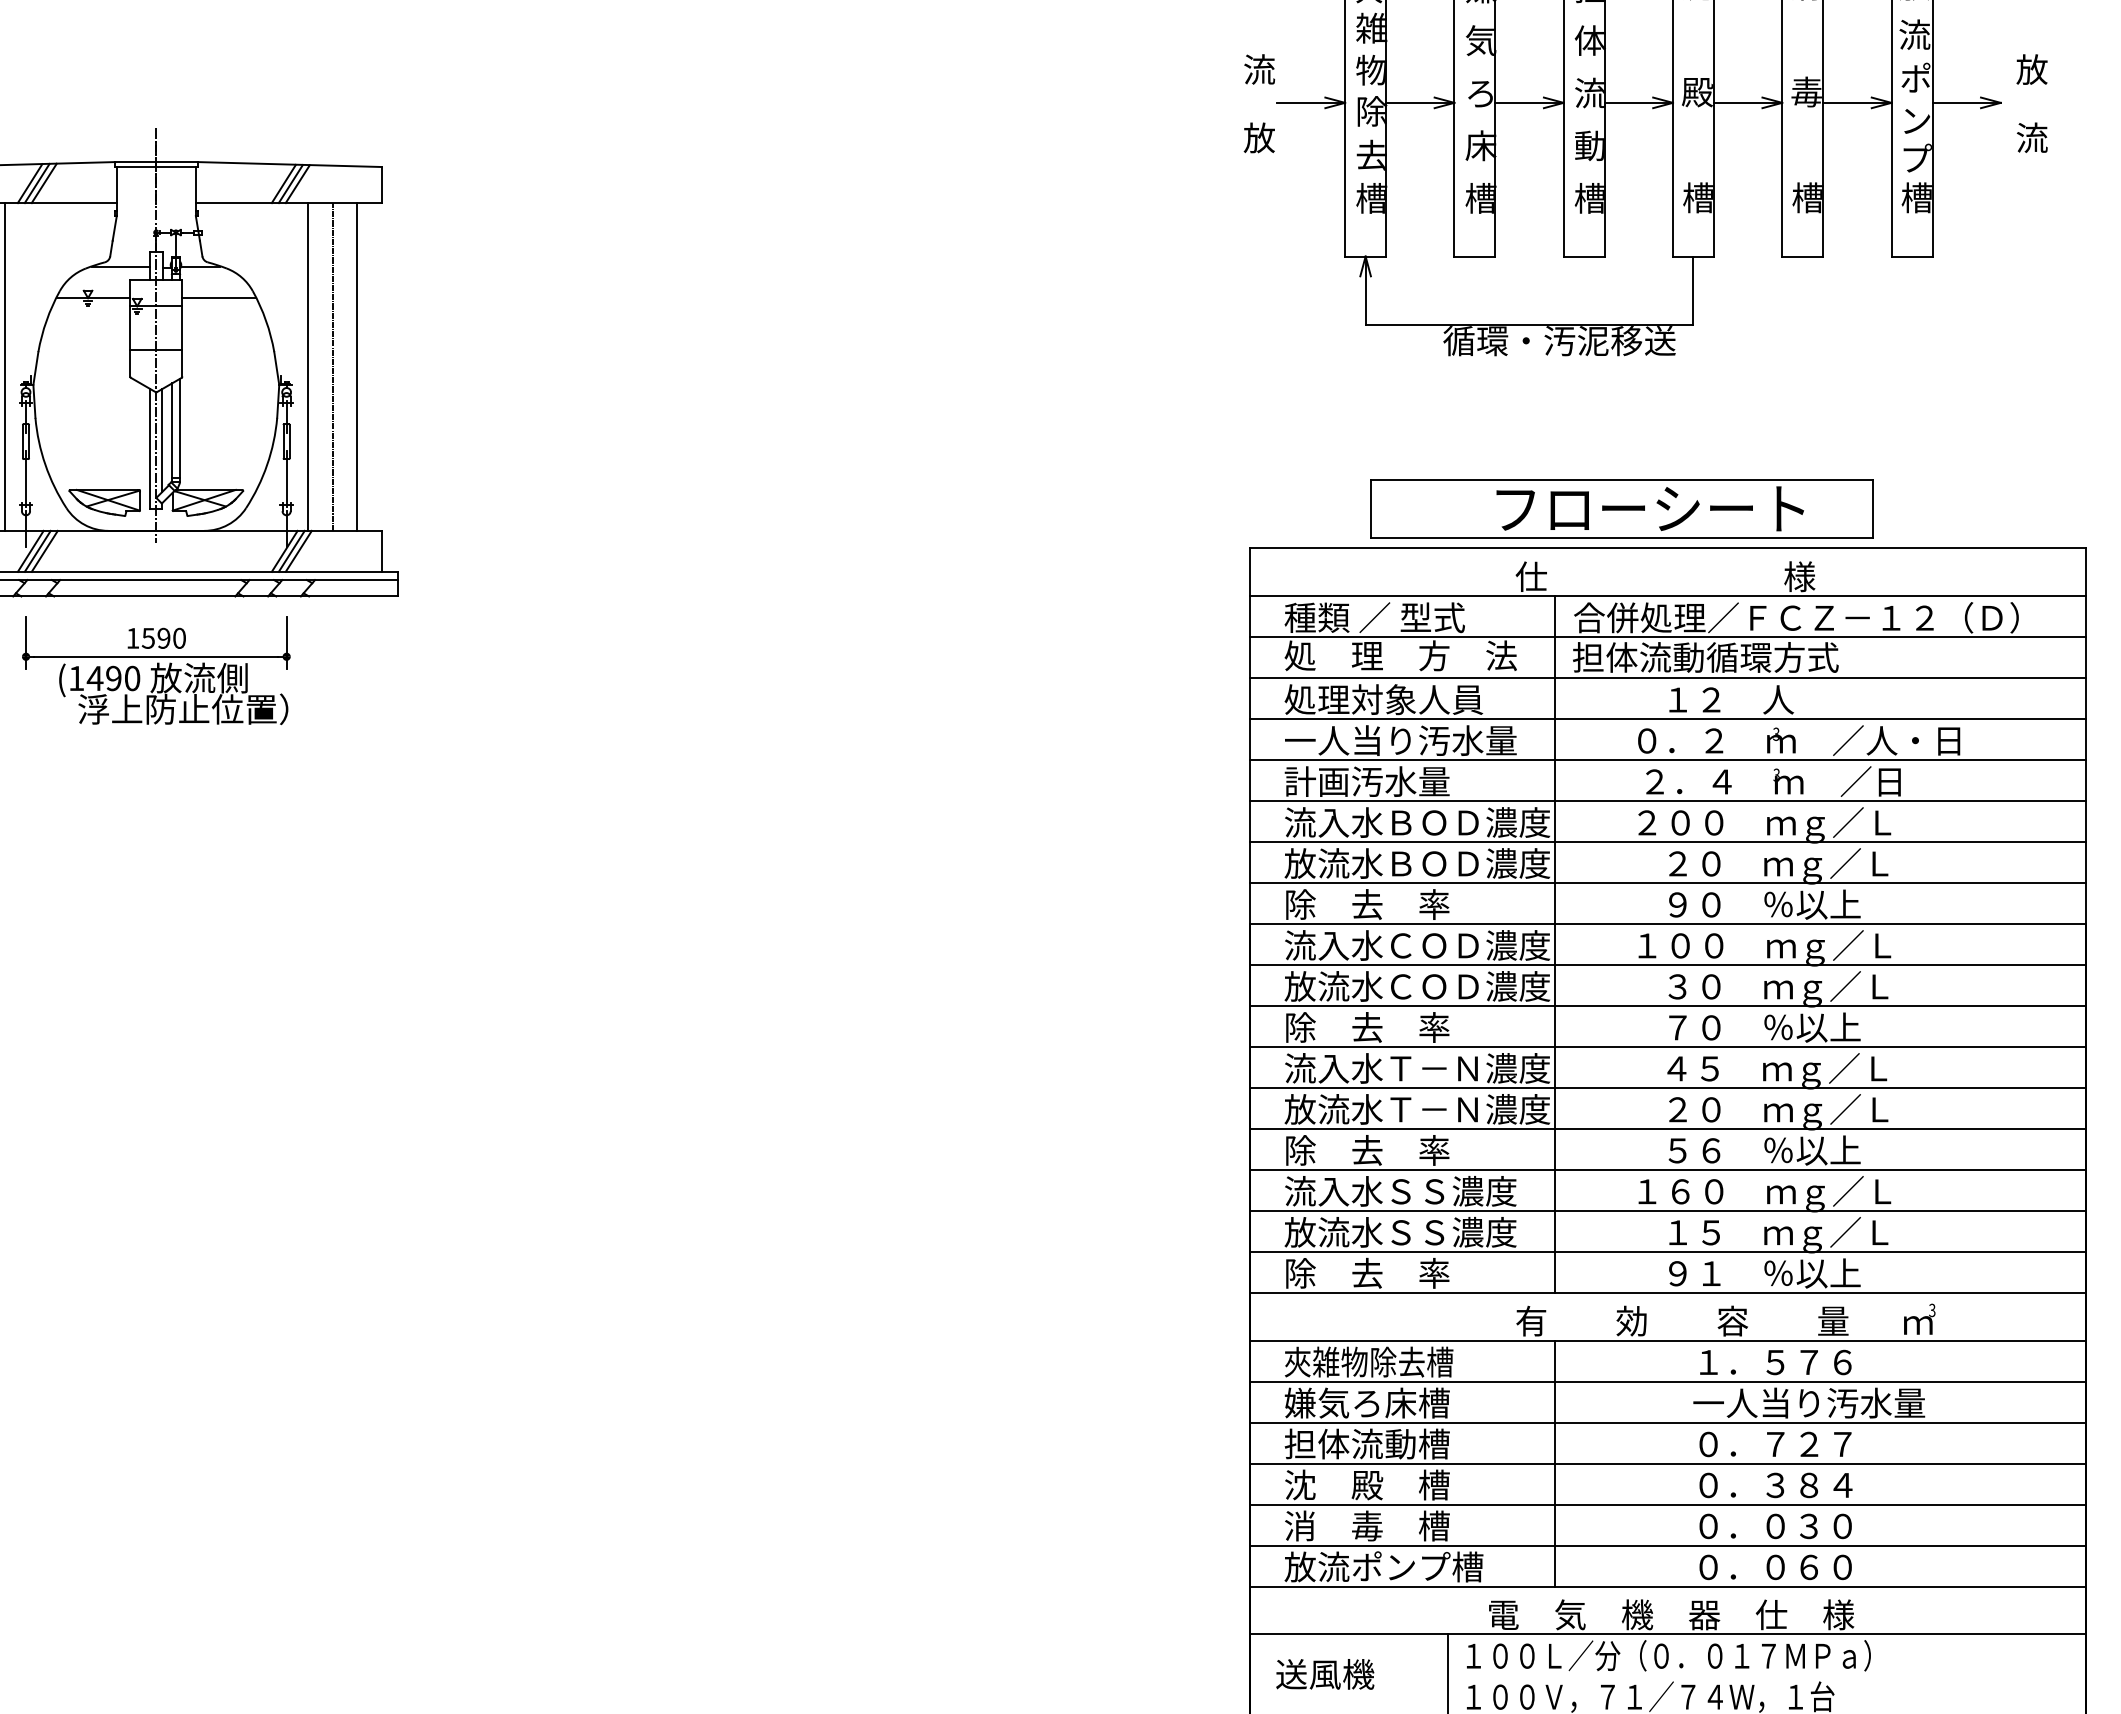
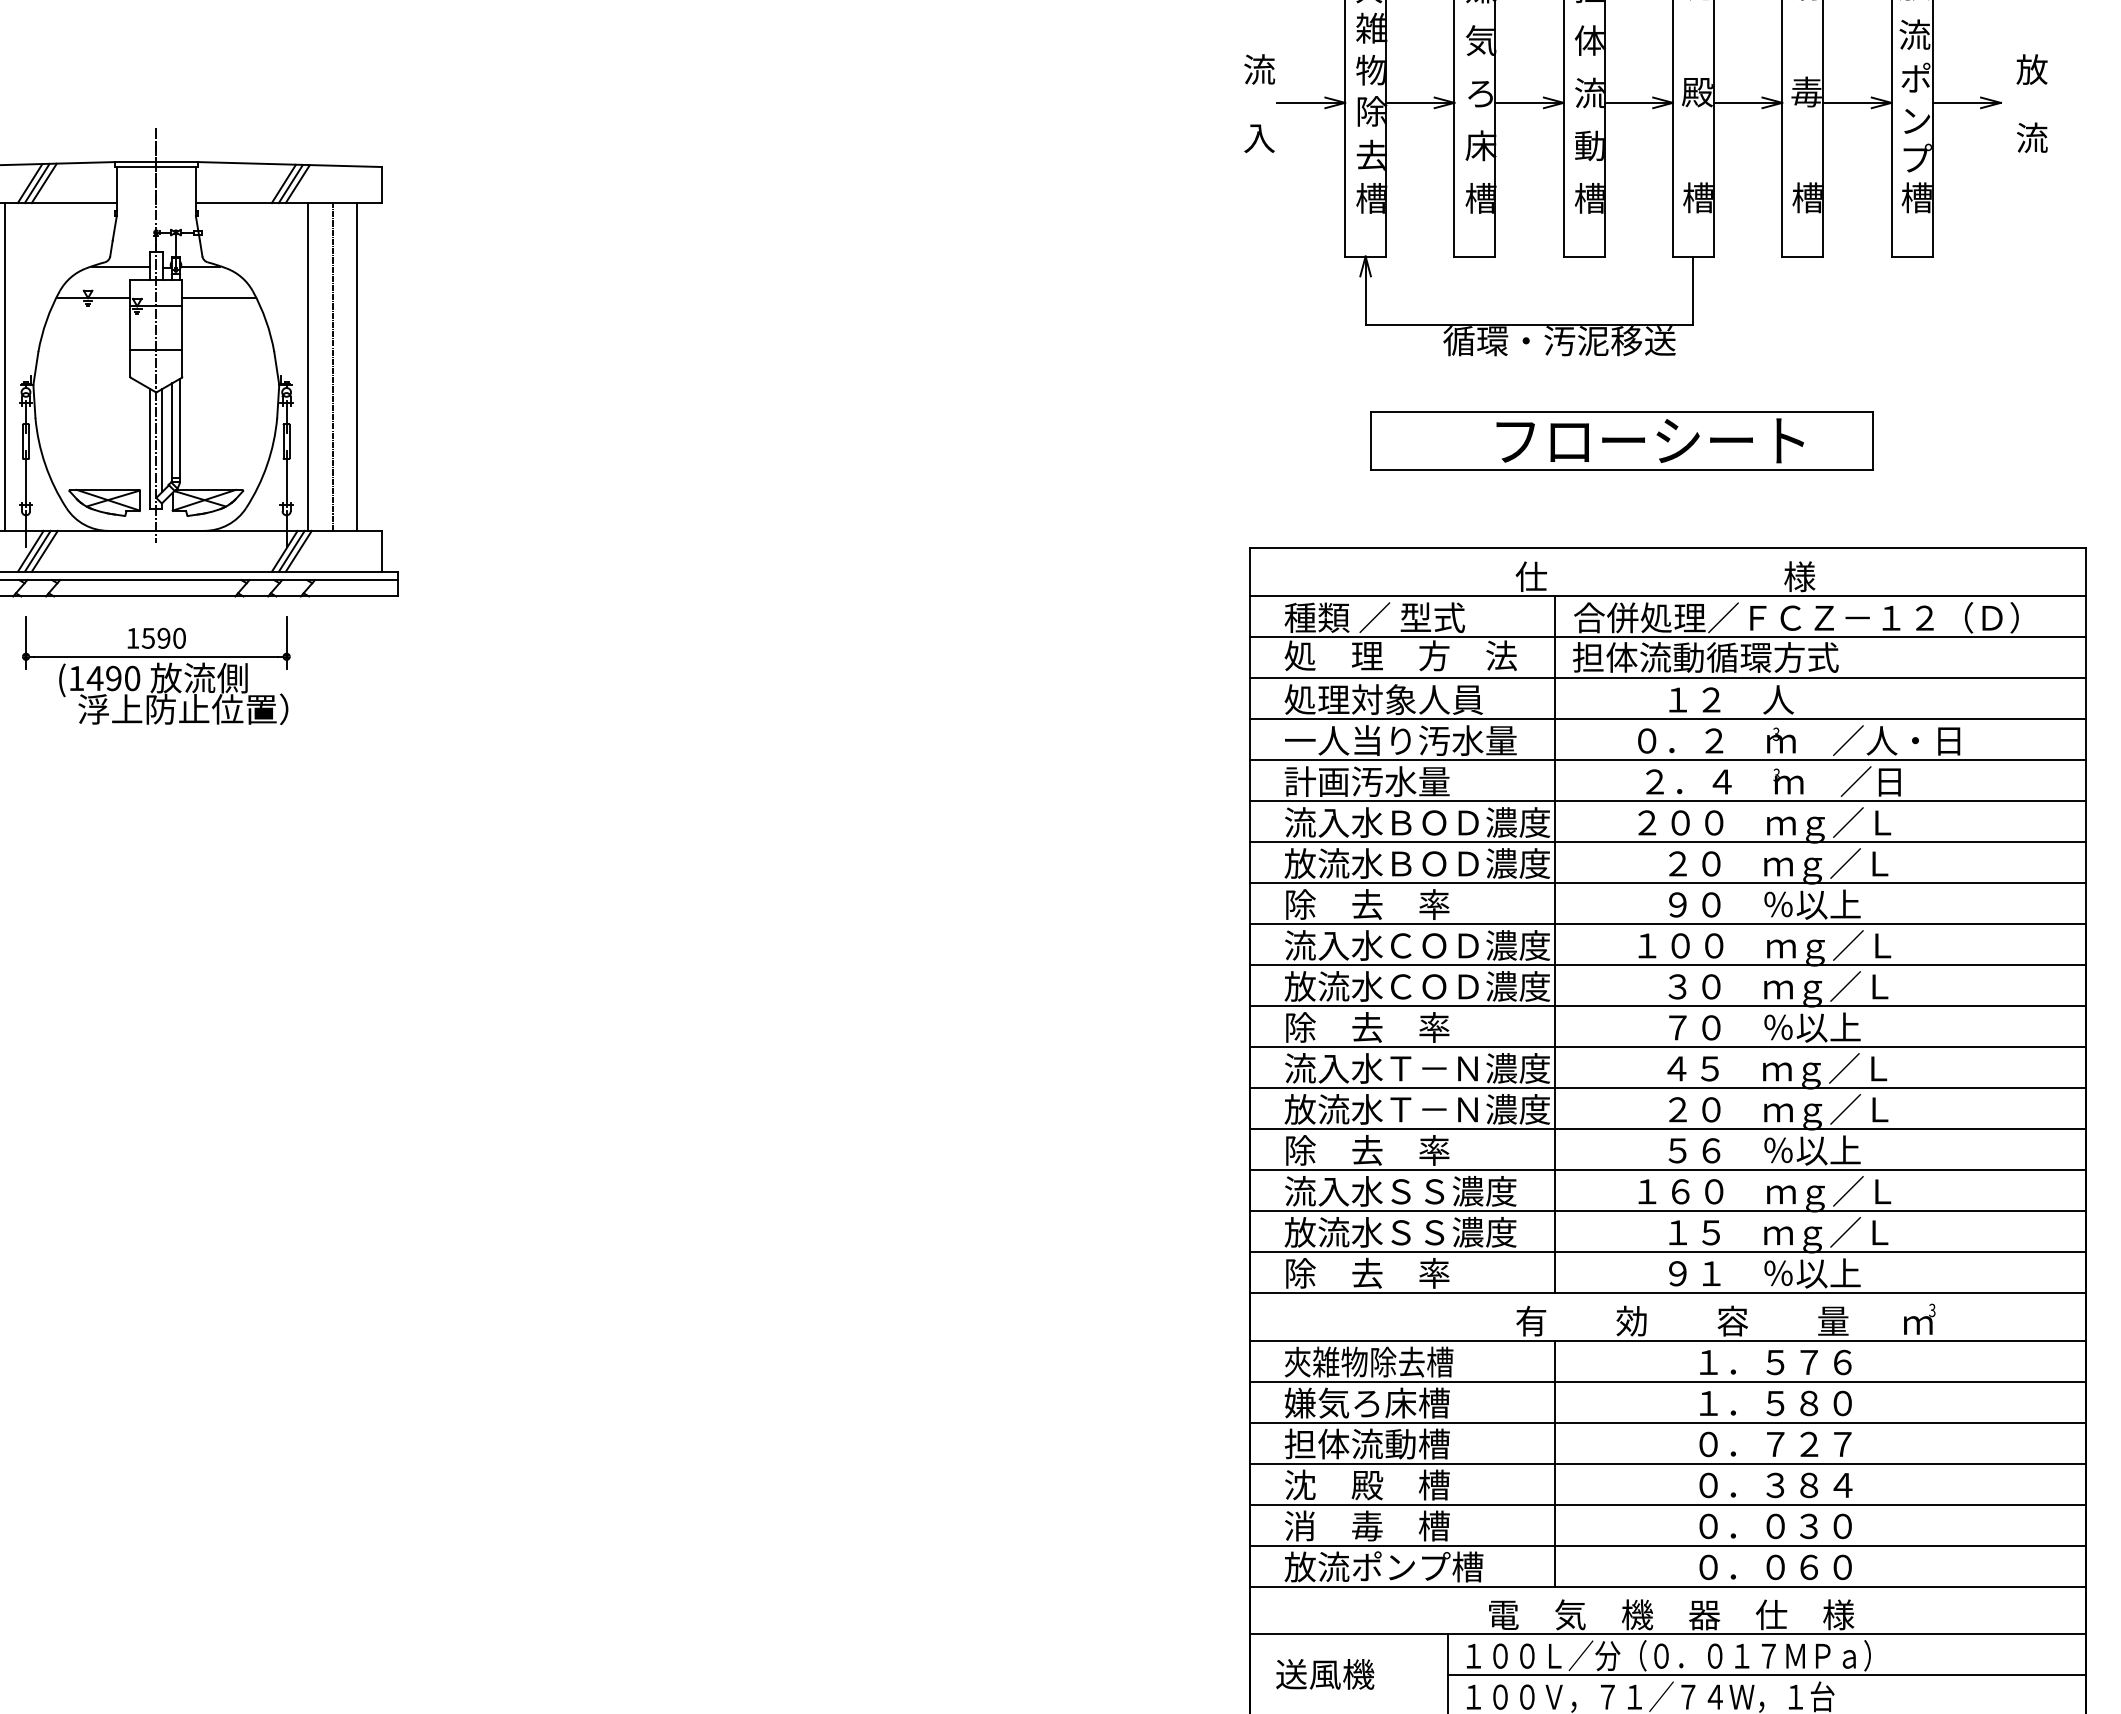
text: 放 -> 入 (1258, 137)
part position: (1621, 508) -> (1621, 440) (1621, 440)
text: 一人当り汚水量 -> １．５８０ (1809, 1402)
line: none -> present (1767, 1675)
